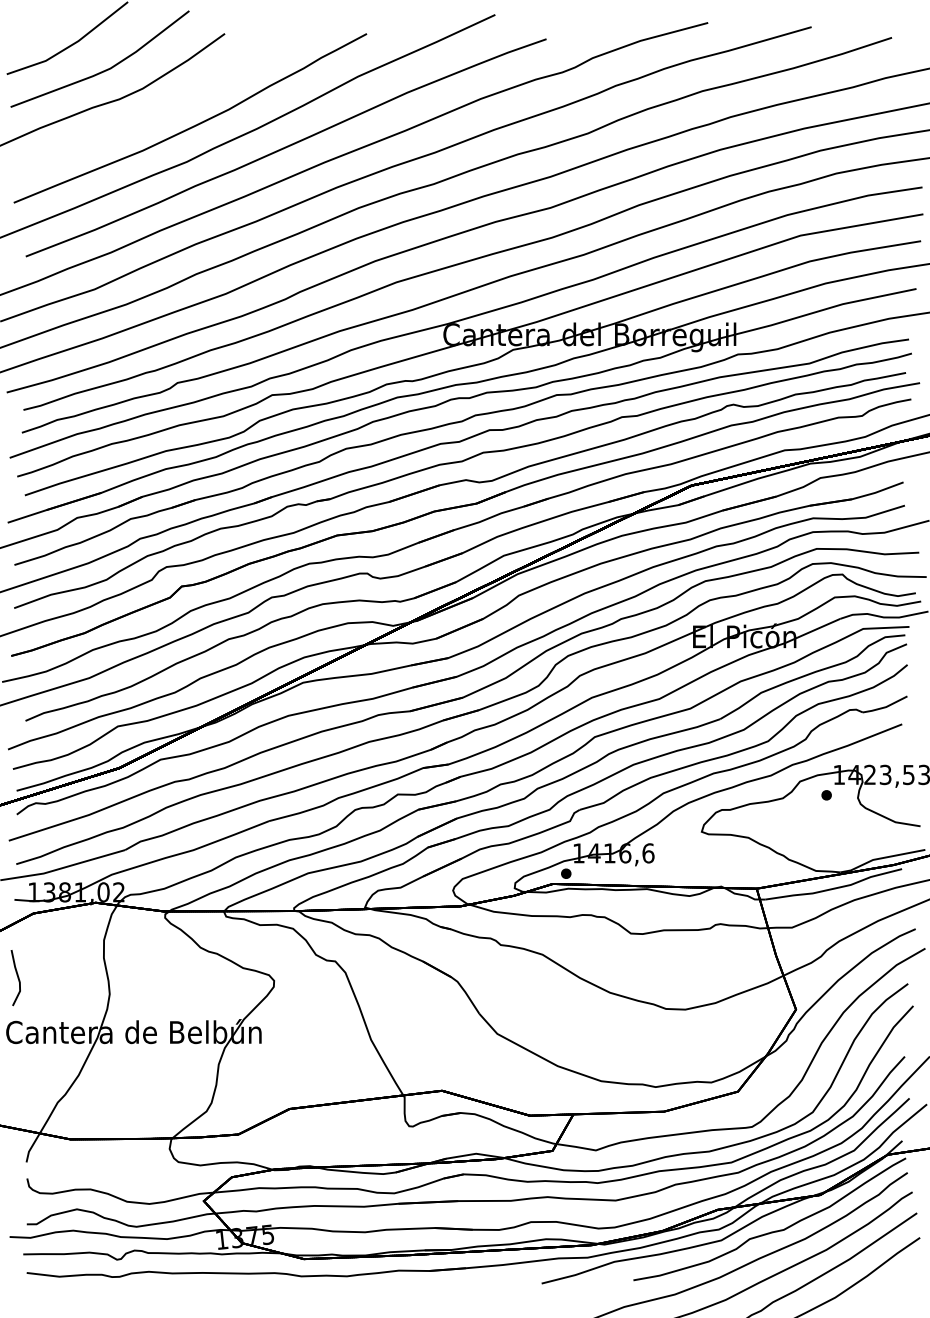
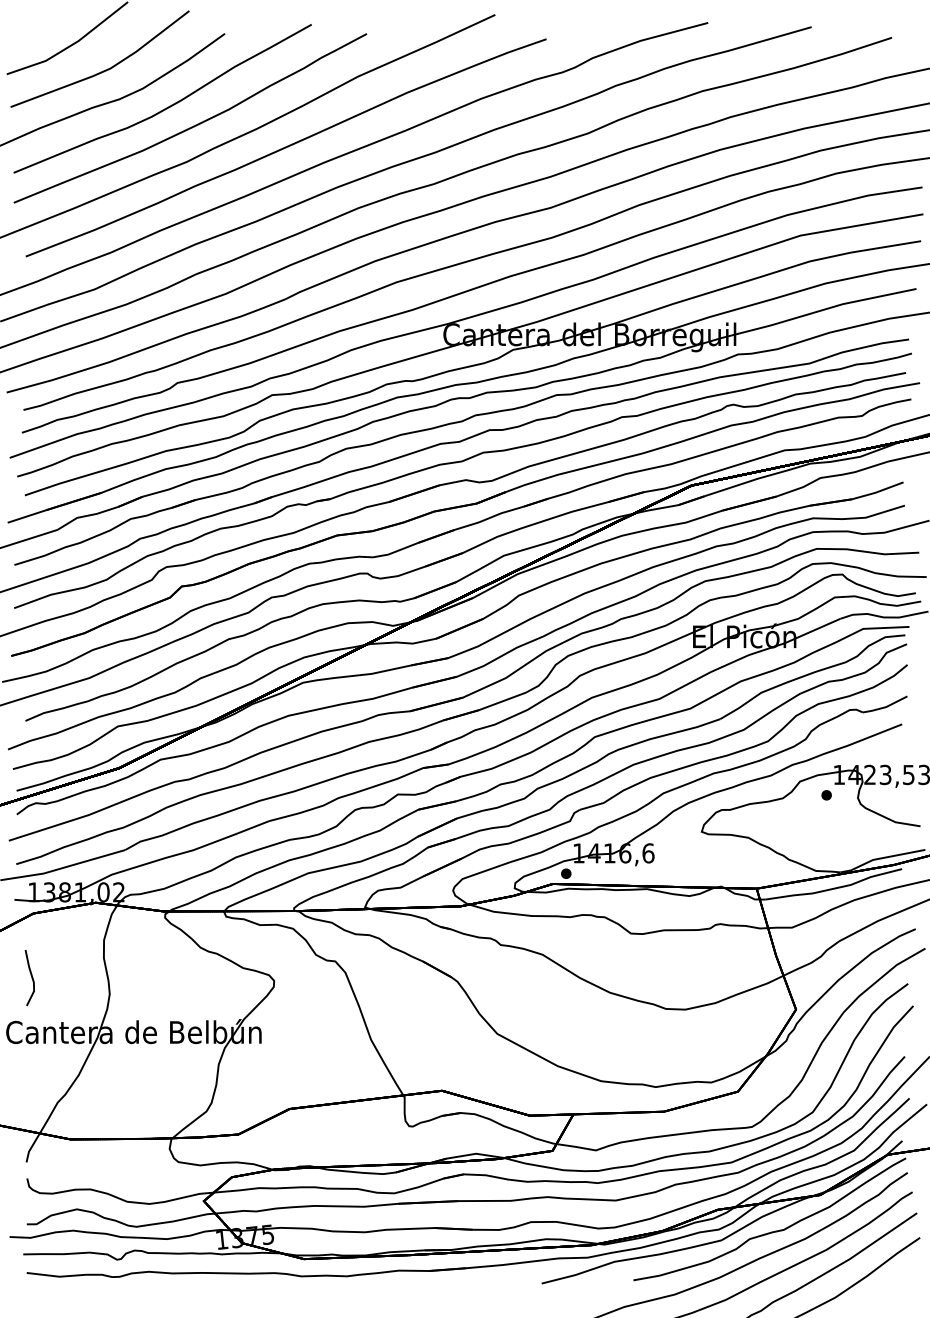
part: none -> present (166, 107)
line position: (17, 978) -> (31, 978) (31, 978)
